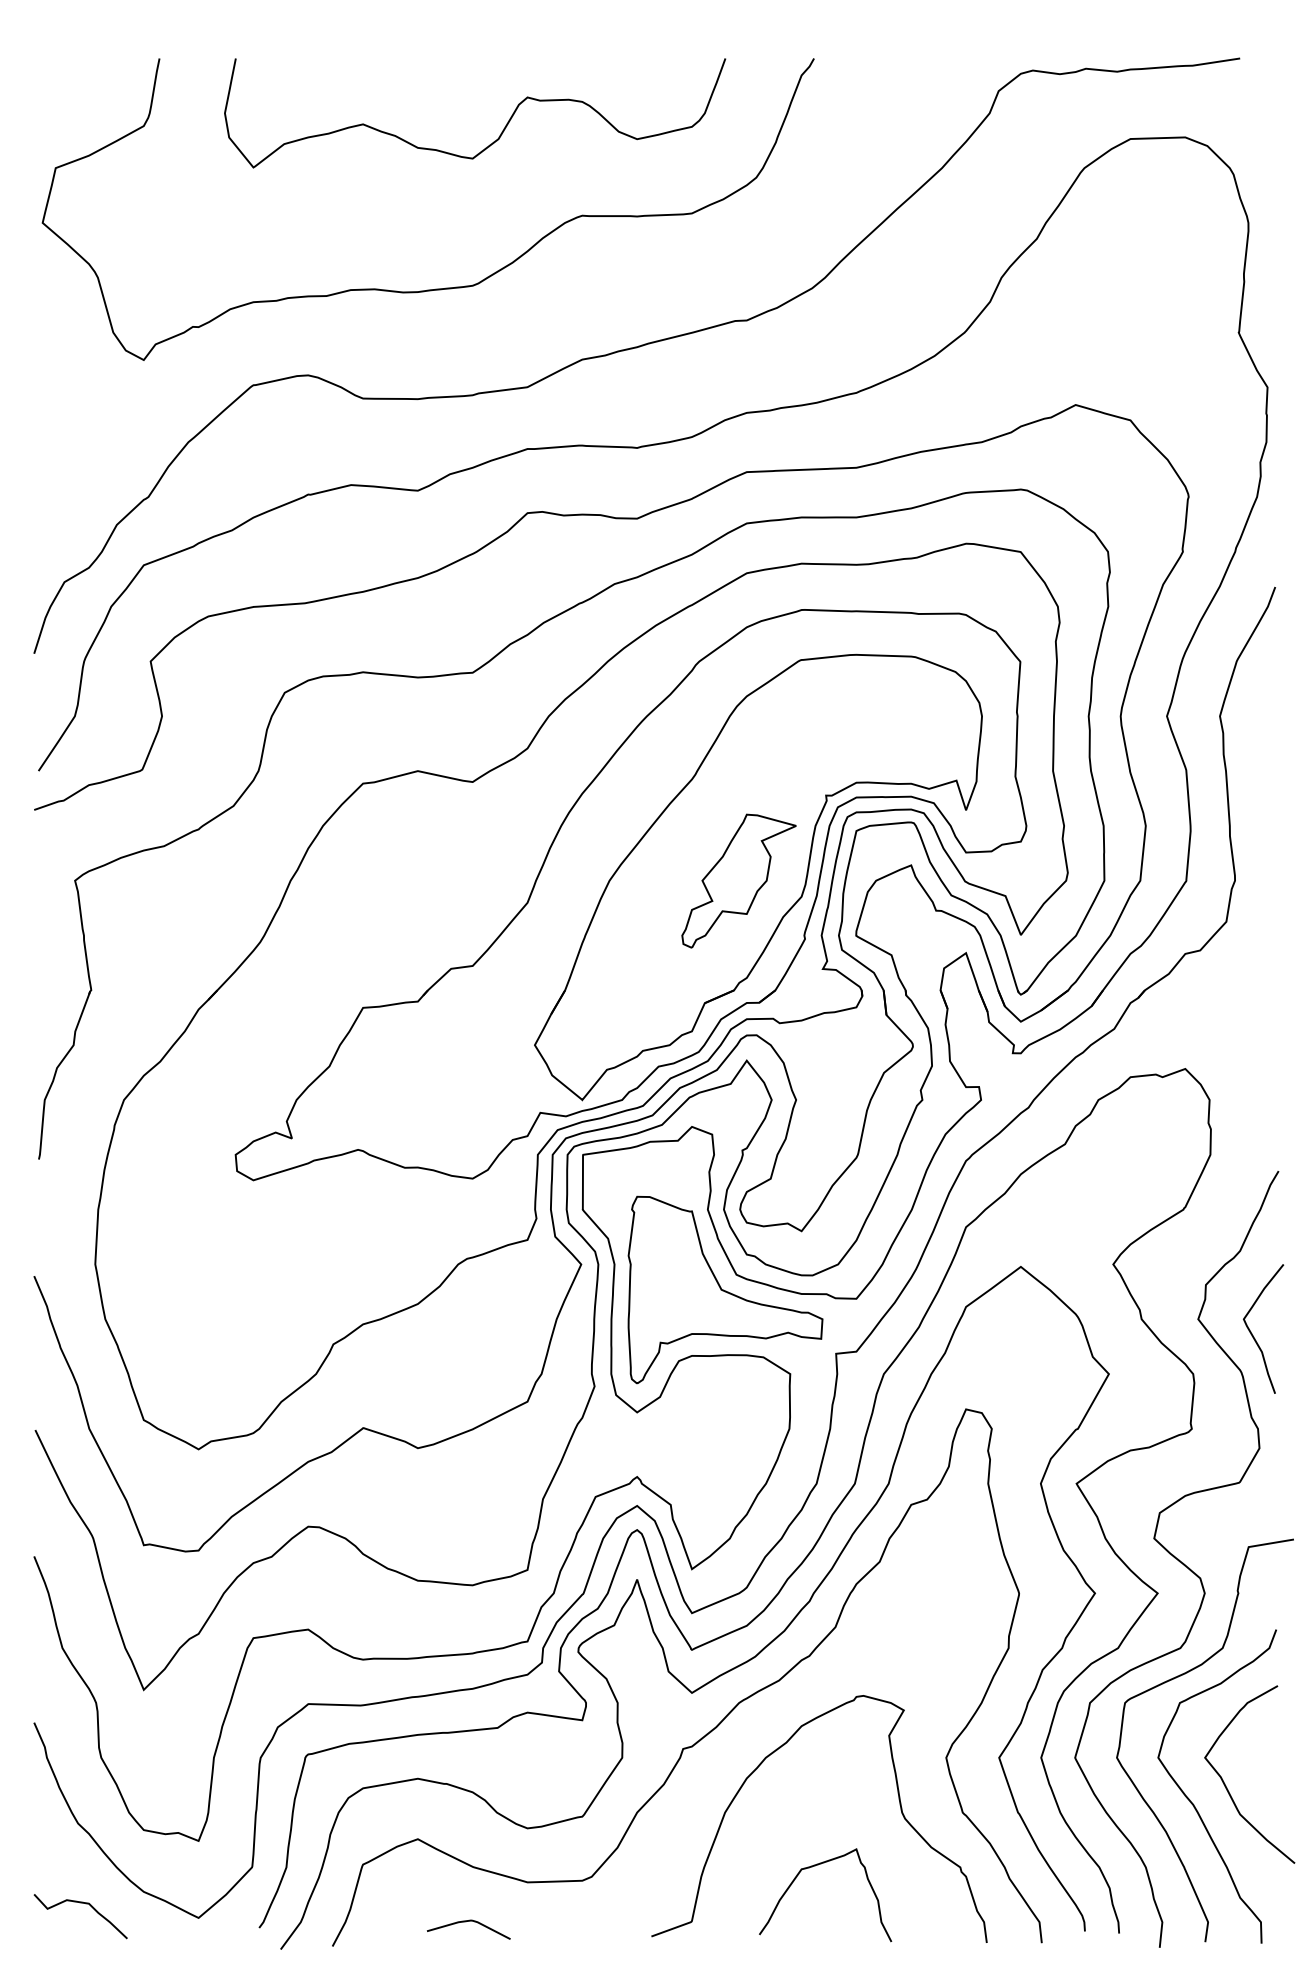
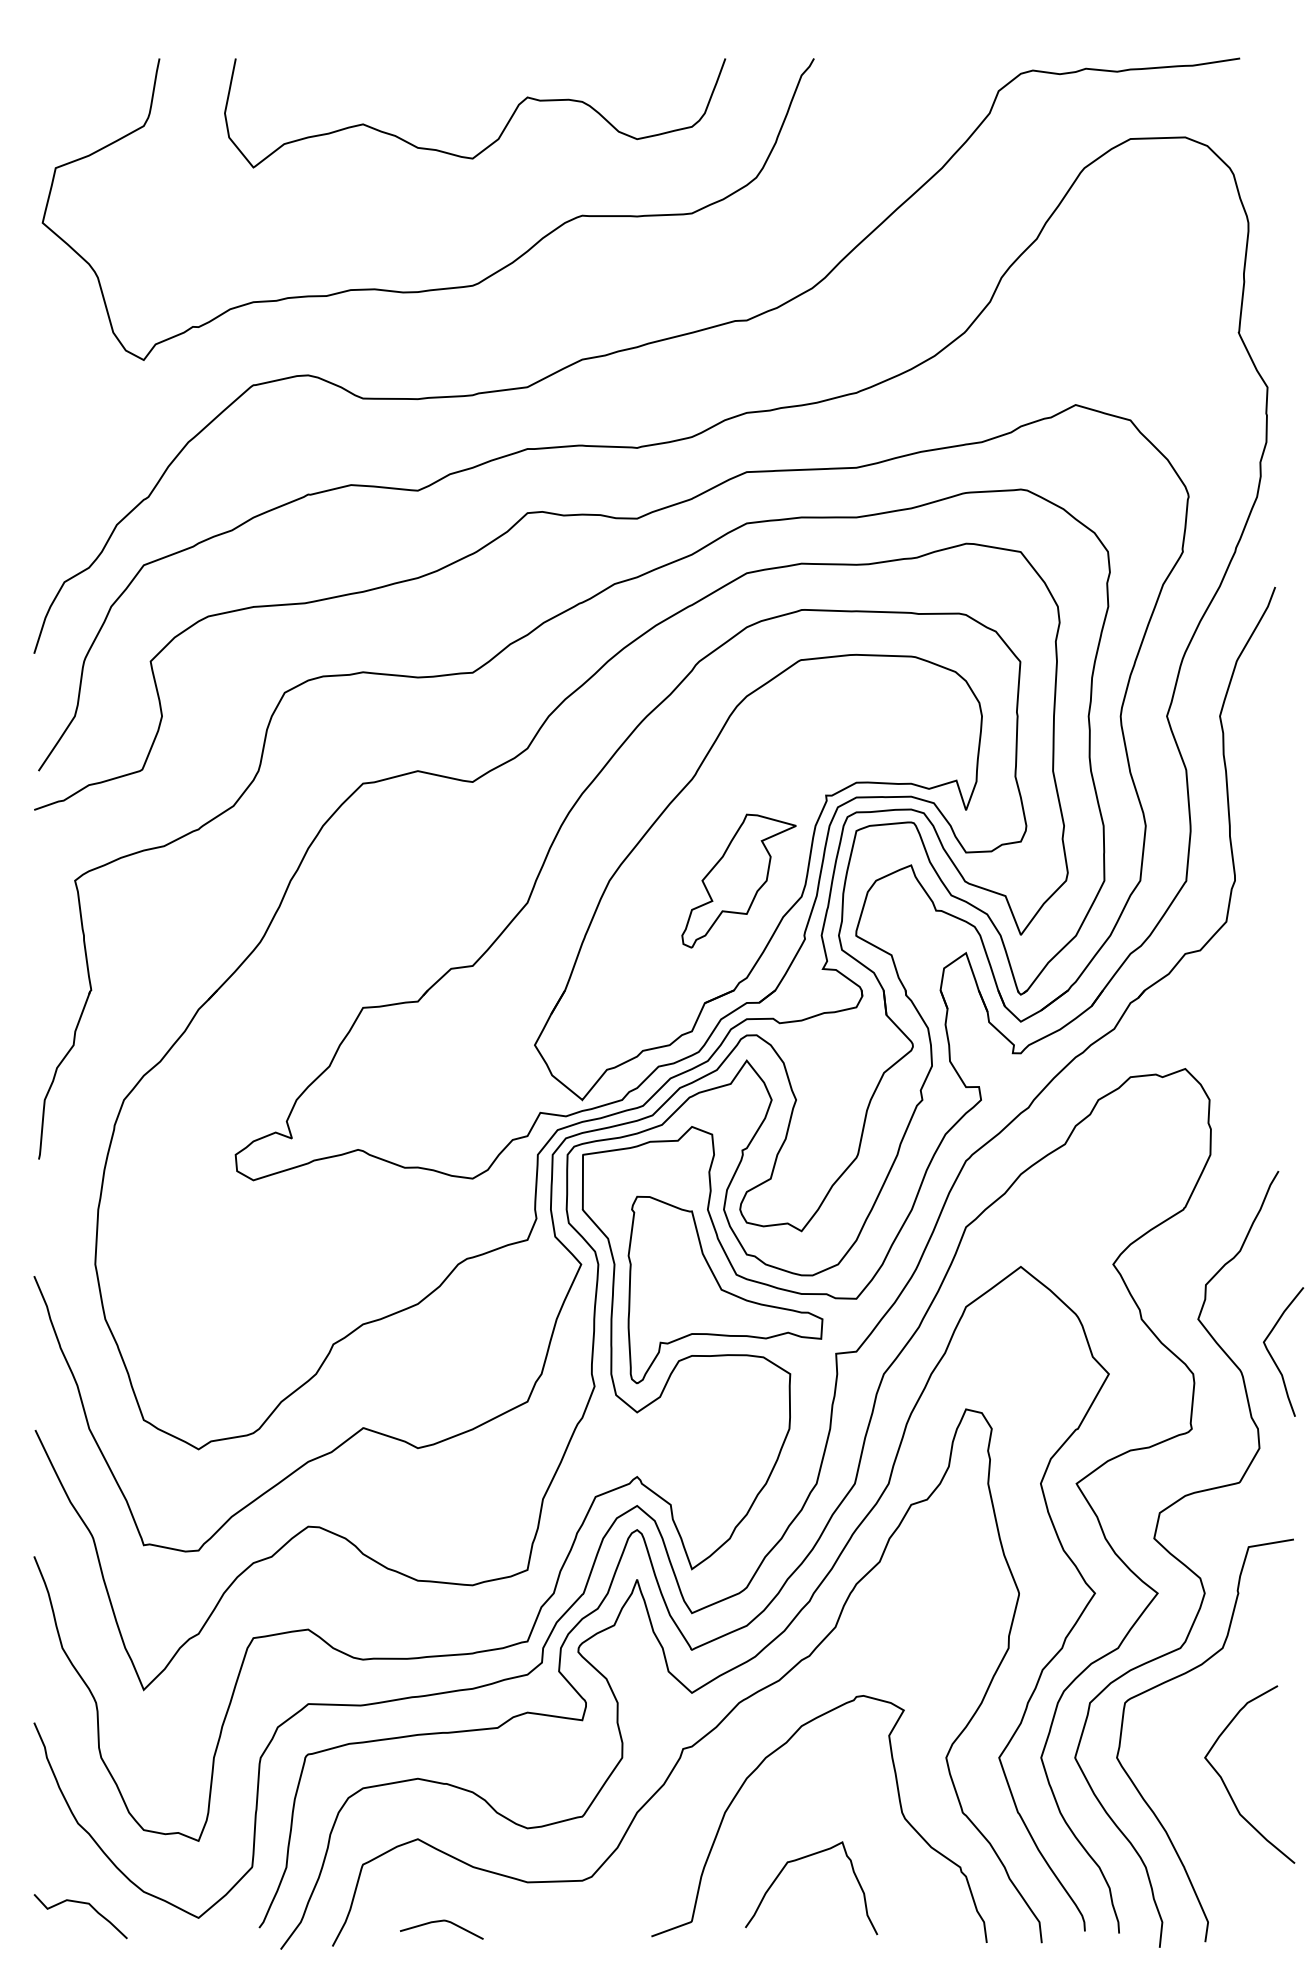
curve position: (1252, 1333) -> (1272, 1356) (1272, 1356)
curve: present -> none (1194, 1804)
curve position: (815, 1866) -> (801, 1859) (801, 1859)
curve position: (466, 1922) -> (439, 1922) (439, 1922)
